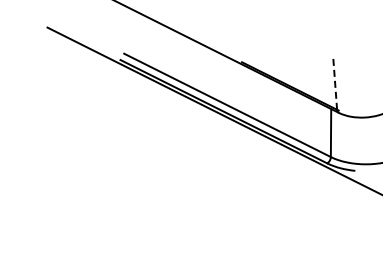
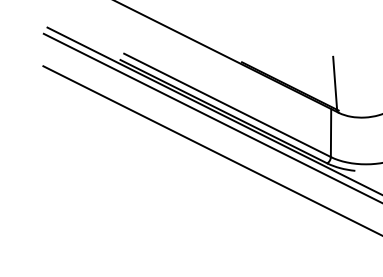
line: dashed -> solid (335, 83)
line: none -> present (211, 117)
line: none -> present (211, 150)
